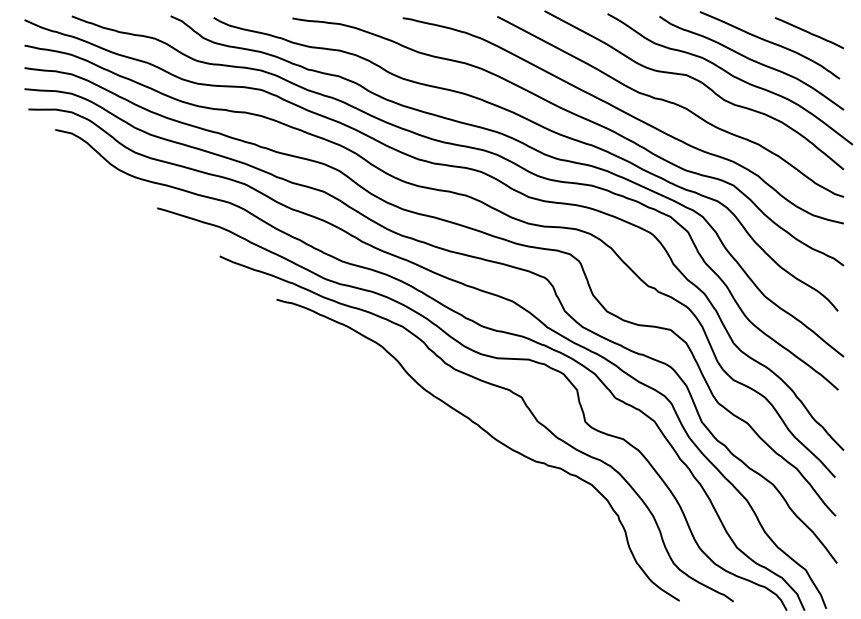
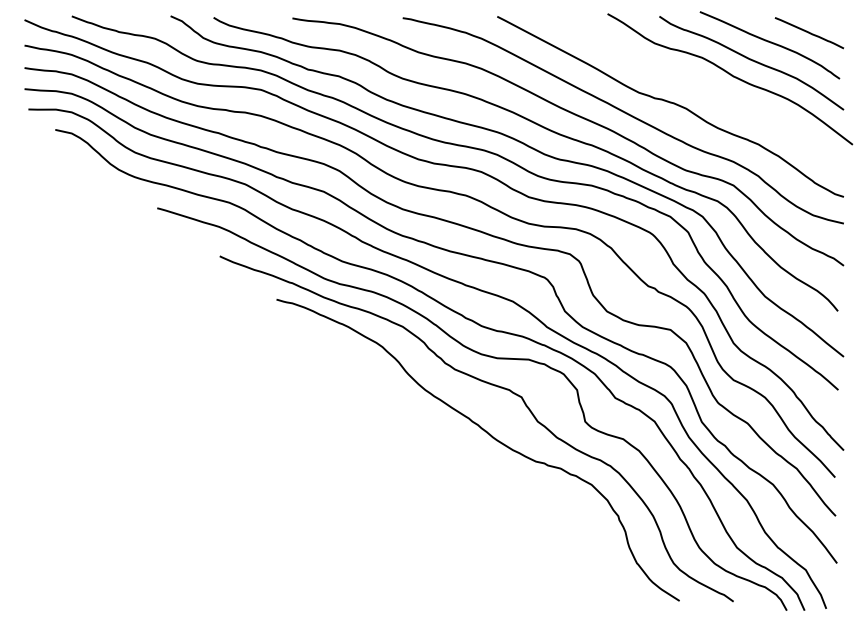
curve: present -> none (697, 81)
